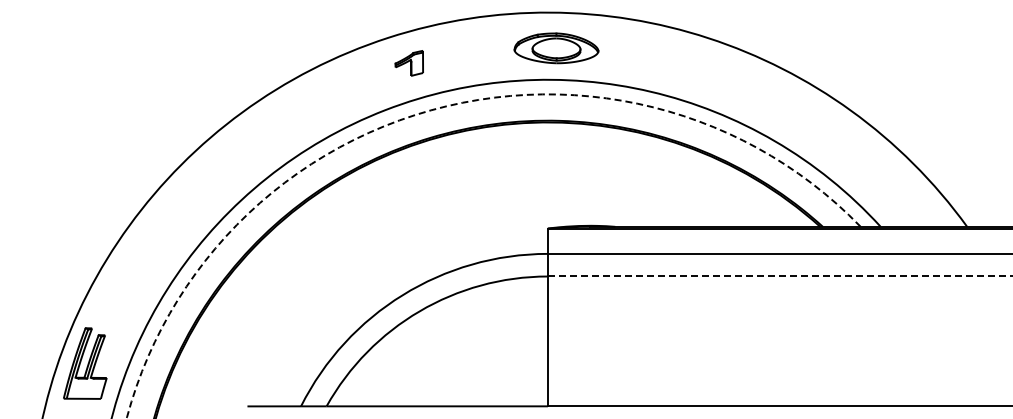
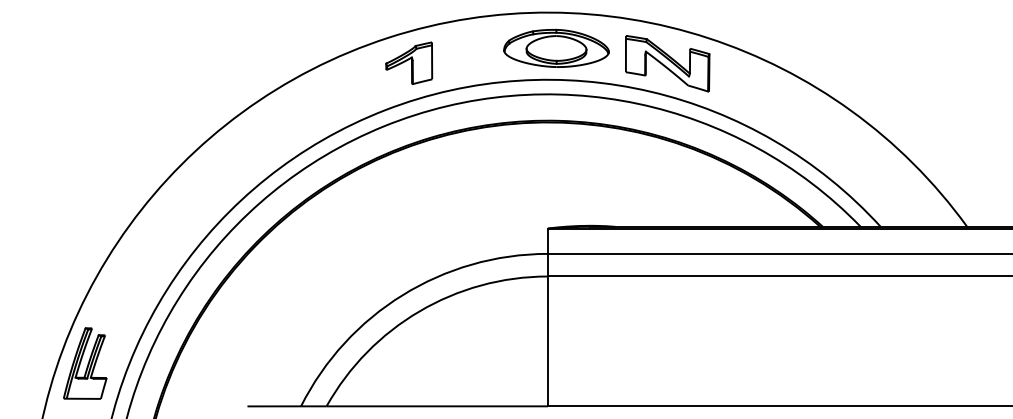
part size: 87x33 px -> 107x40 px (556, 47)
part size: 30x27 px -> 49x45 px (409, 63)
part: none -> present (667, 63)
arc: dashed -> solid (437, 108)
line: dashed -> solid (780, 276)
